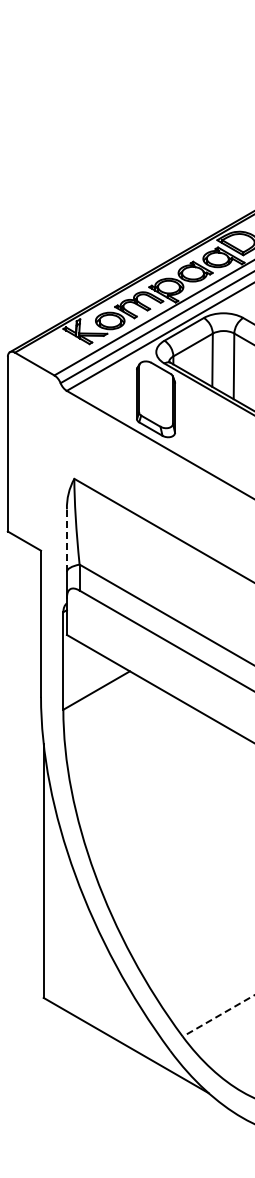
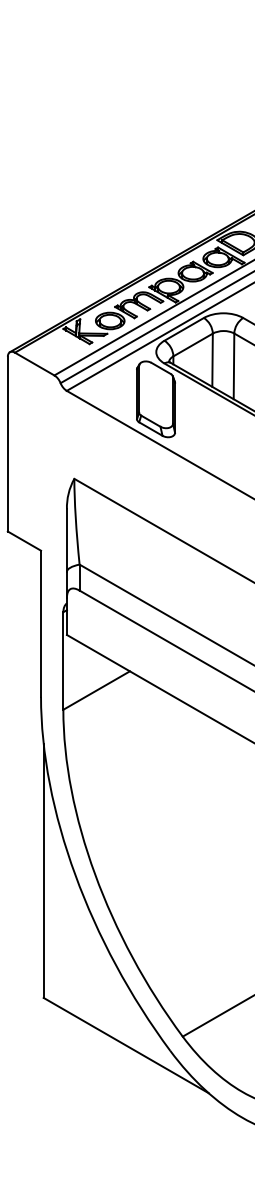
line: dashed -> solid (66, 540)
line: dashed -> solid (218, 1016)
